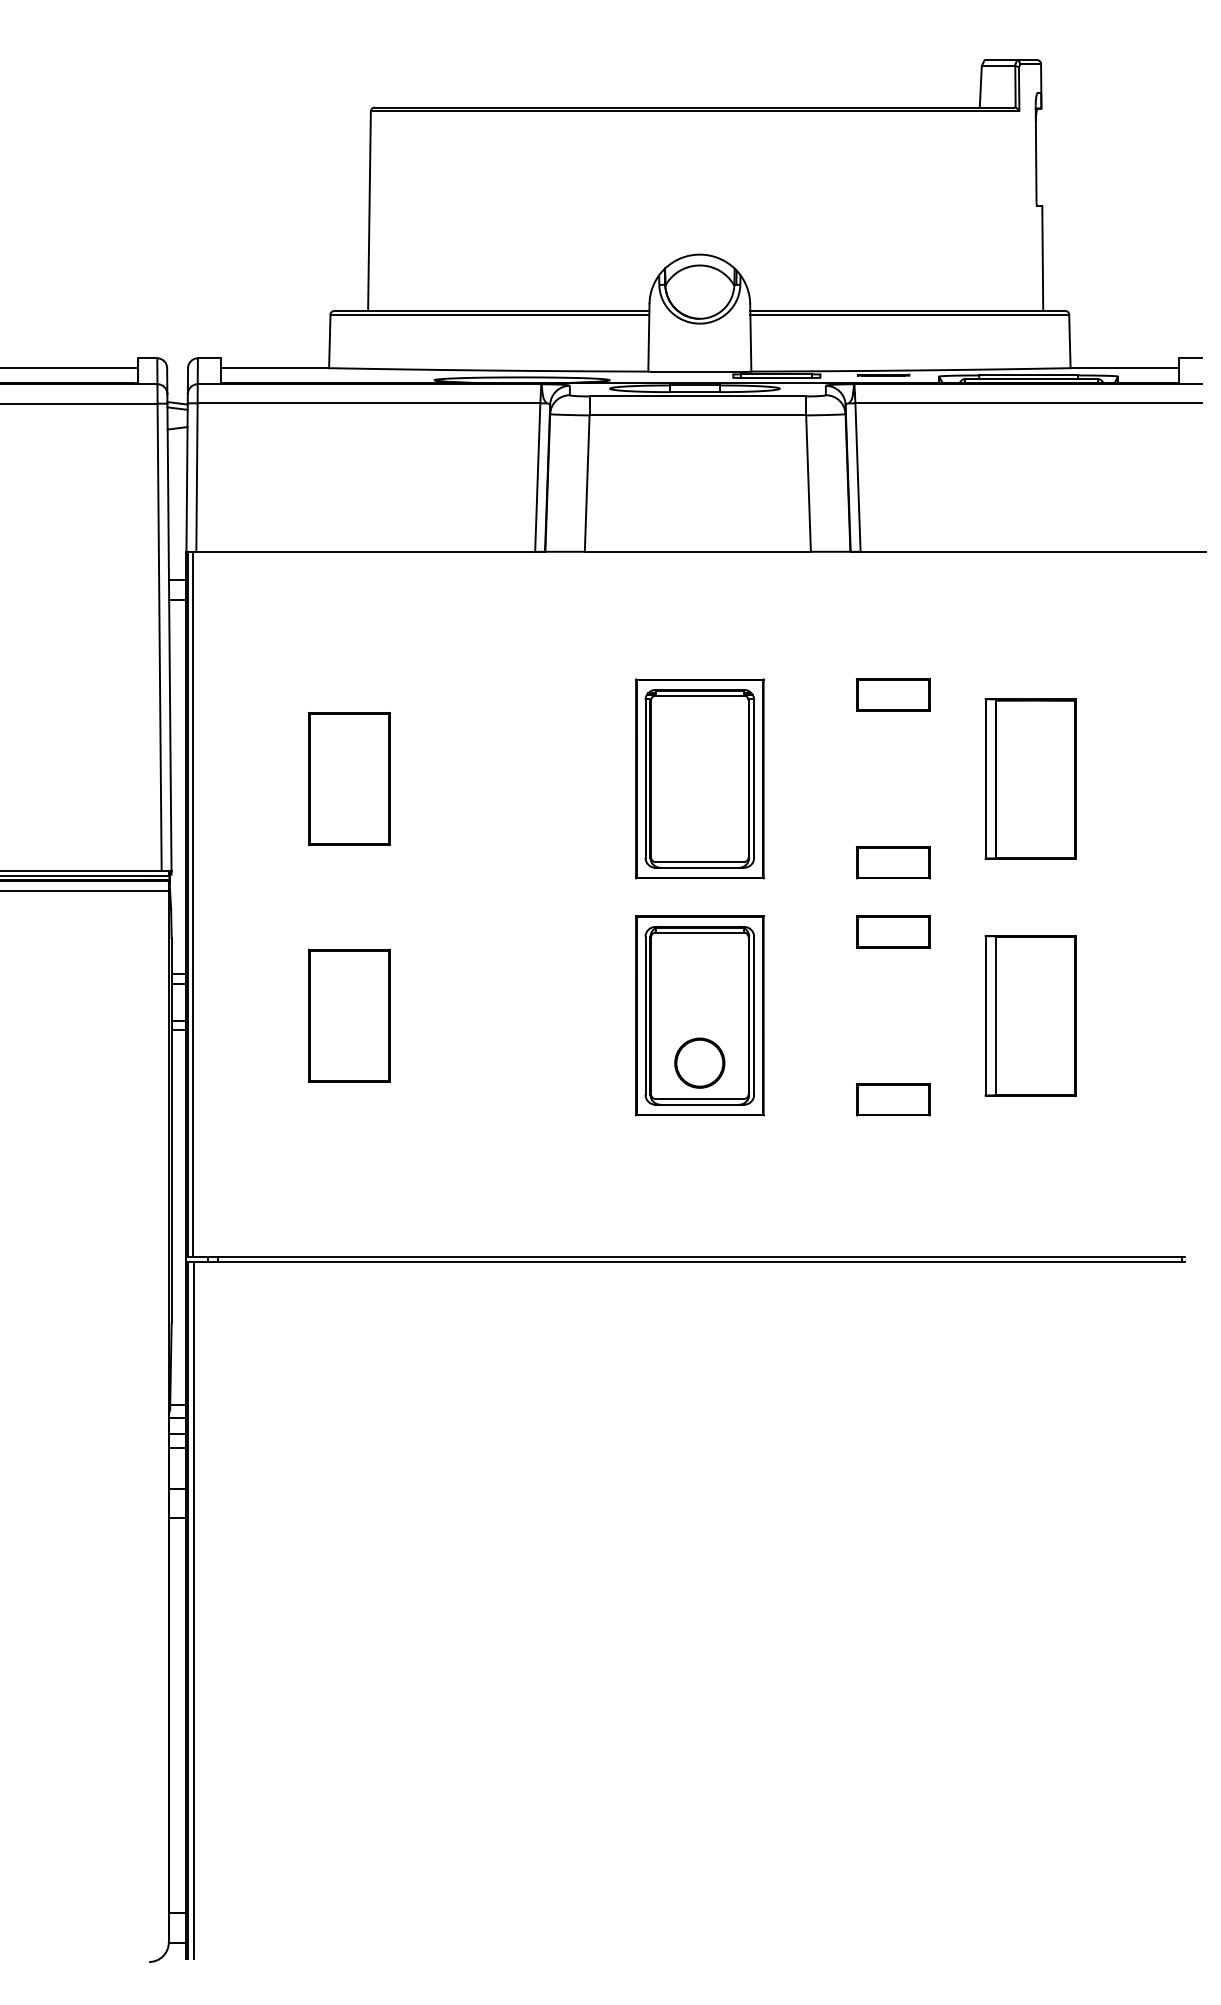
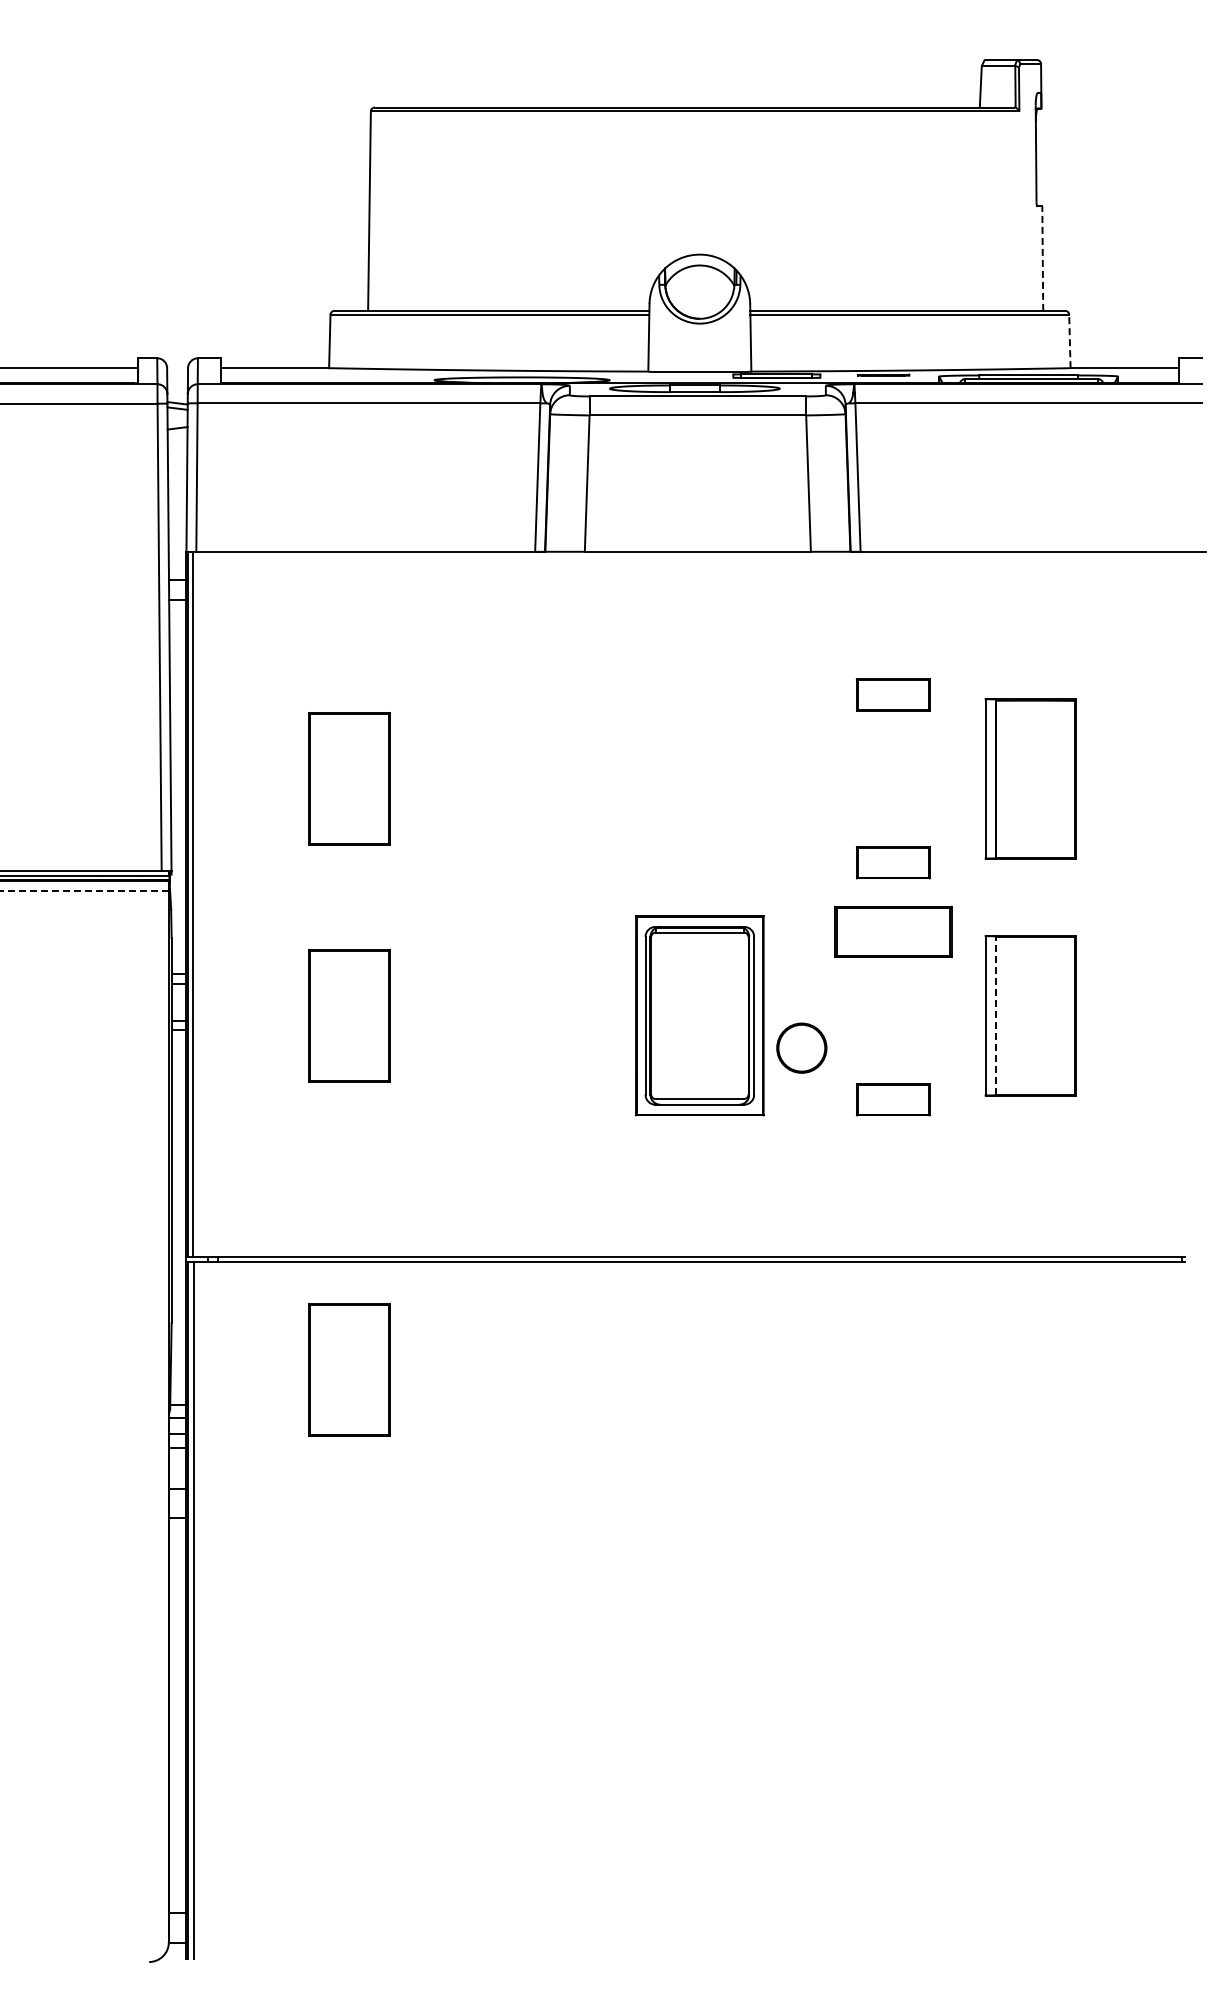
line: solid -> dashed (1042, 258)
line: solid -> dashed (1069, 341)
part: present -> none (699, 778)
line: solid -> dashed (84, 890)
part size: 76x34 px -> 119x53 px (893, 931)
line: solid -> dashed (995, 1015)
circle position: (699, 1062) -> (801, 1047) (801, 1047)
part: none -> present (349, 1369)
